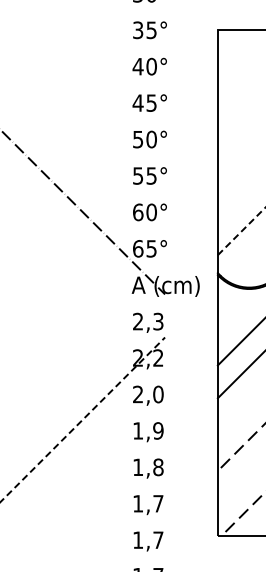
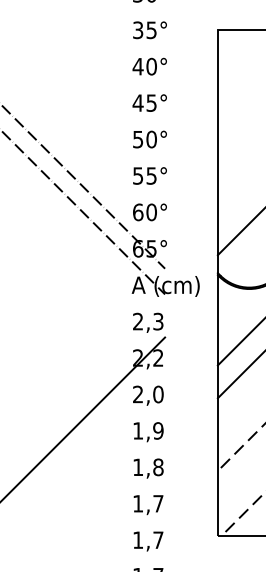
line: none -> present (83, 186)
line: dashed -> solid (241, 231)
line: dashed -> solid (83, 419)
